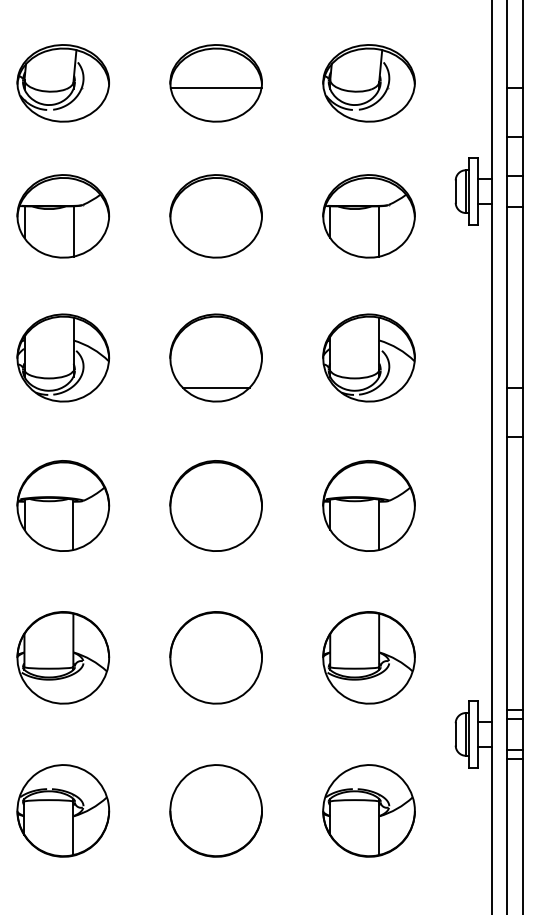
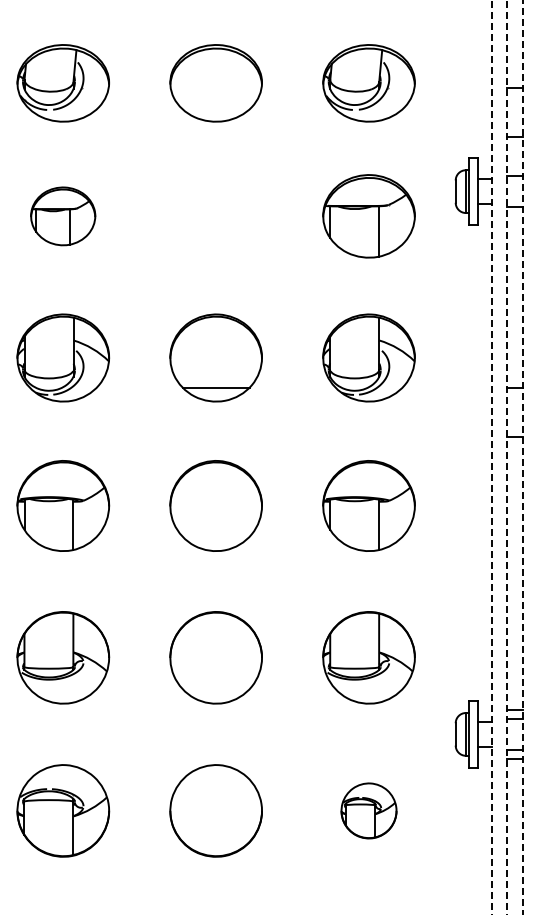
line: present -> none (215, 87)
part size: 94x85 px -> 67x61 px (63, 216)
part: present -> none (215, 216)
line: solid -> dashed (492, 456)
line: solid -> dashed (507, 456)
line: solid -> dashed (522, 457)
part size: 94x94 px -> 58x58 px (368, 810)
